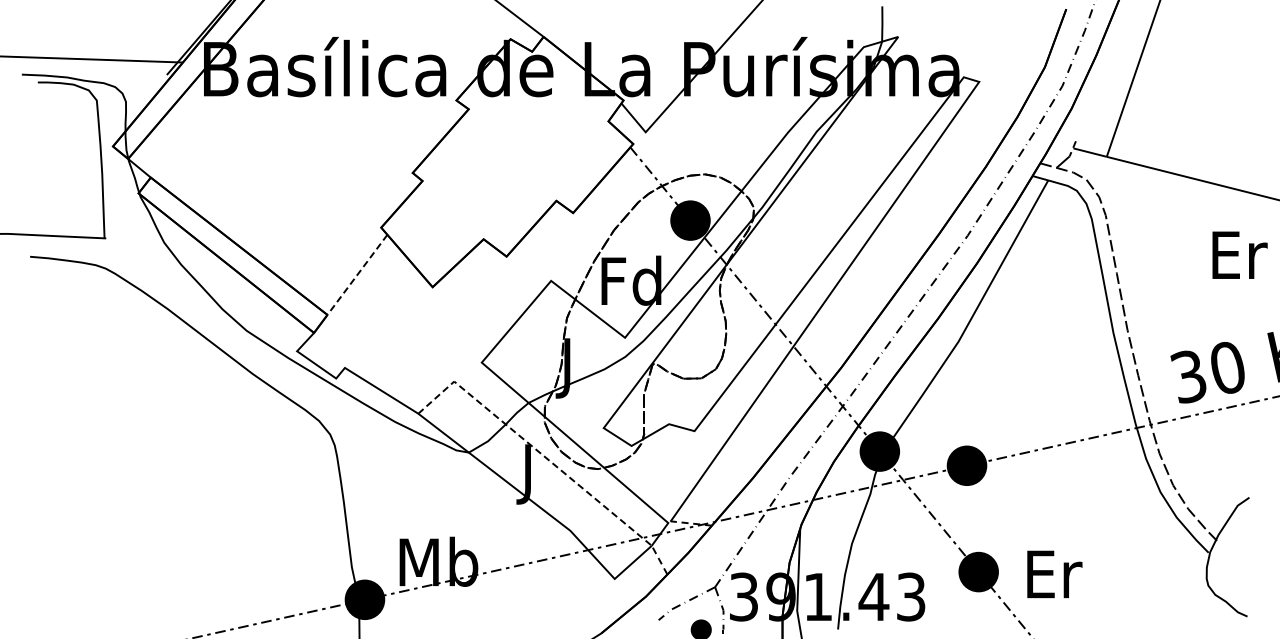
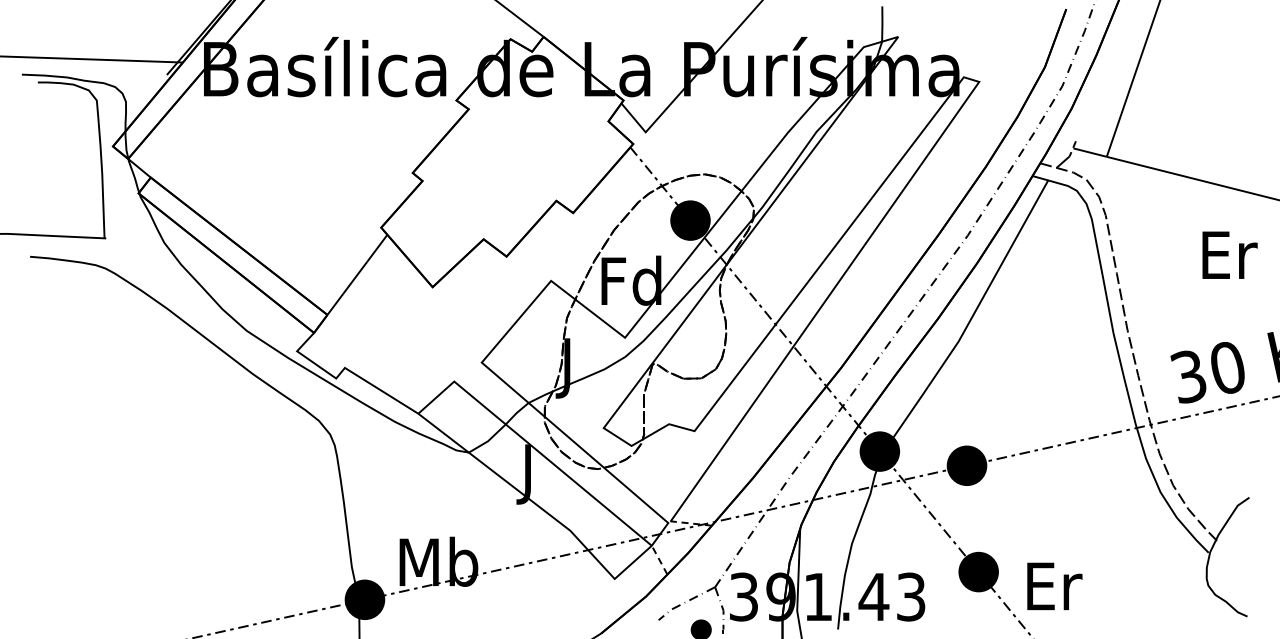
text position: (1239, 254) -> (1229, 254) (1229, 254)
line: dashed -> solid (357, 275)
line: dashed -> solid (534, 448)
text position: (1054, 574) -> (1054, 586) (1054, 586)
